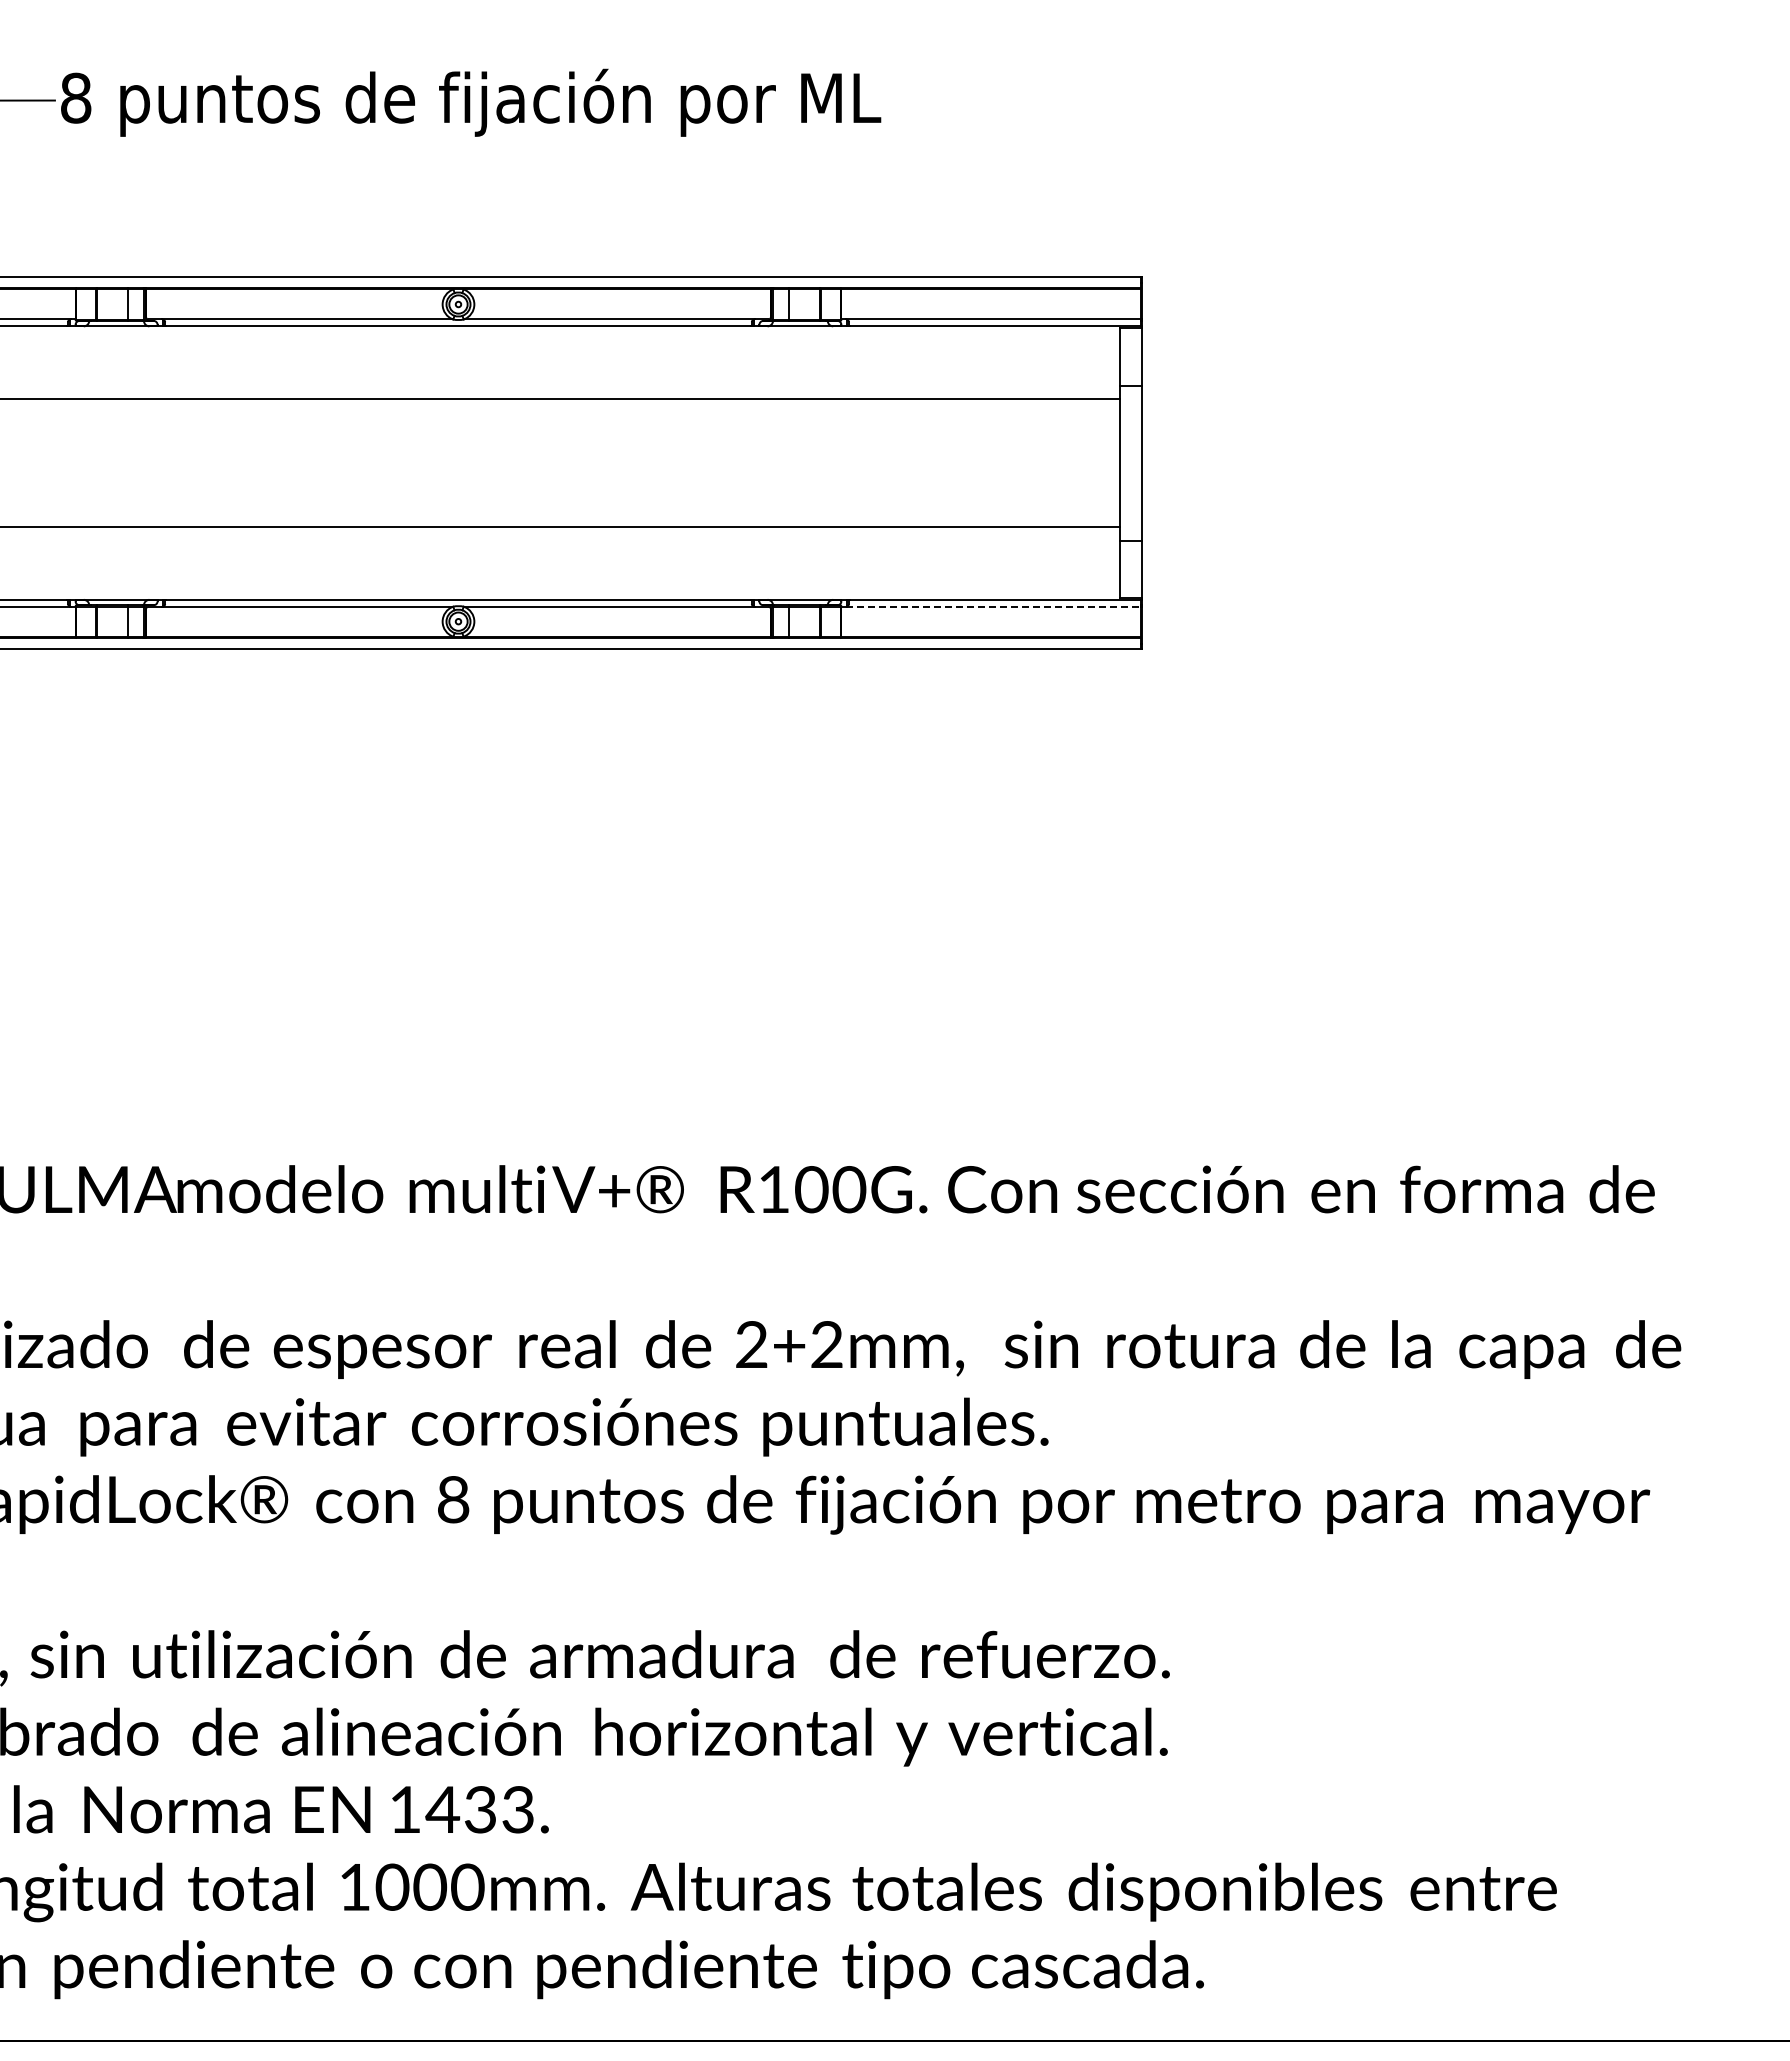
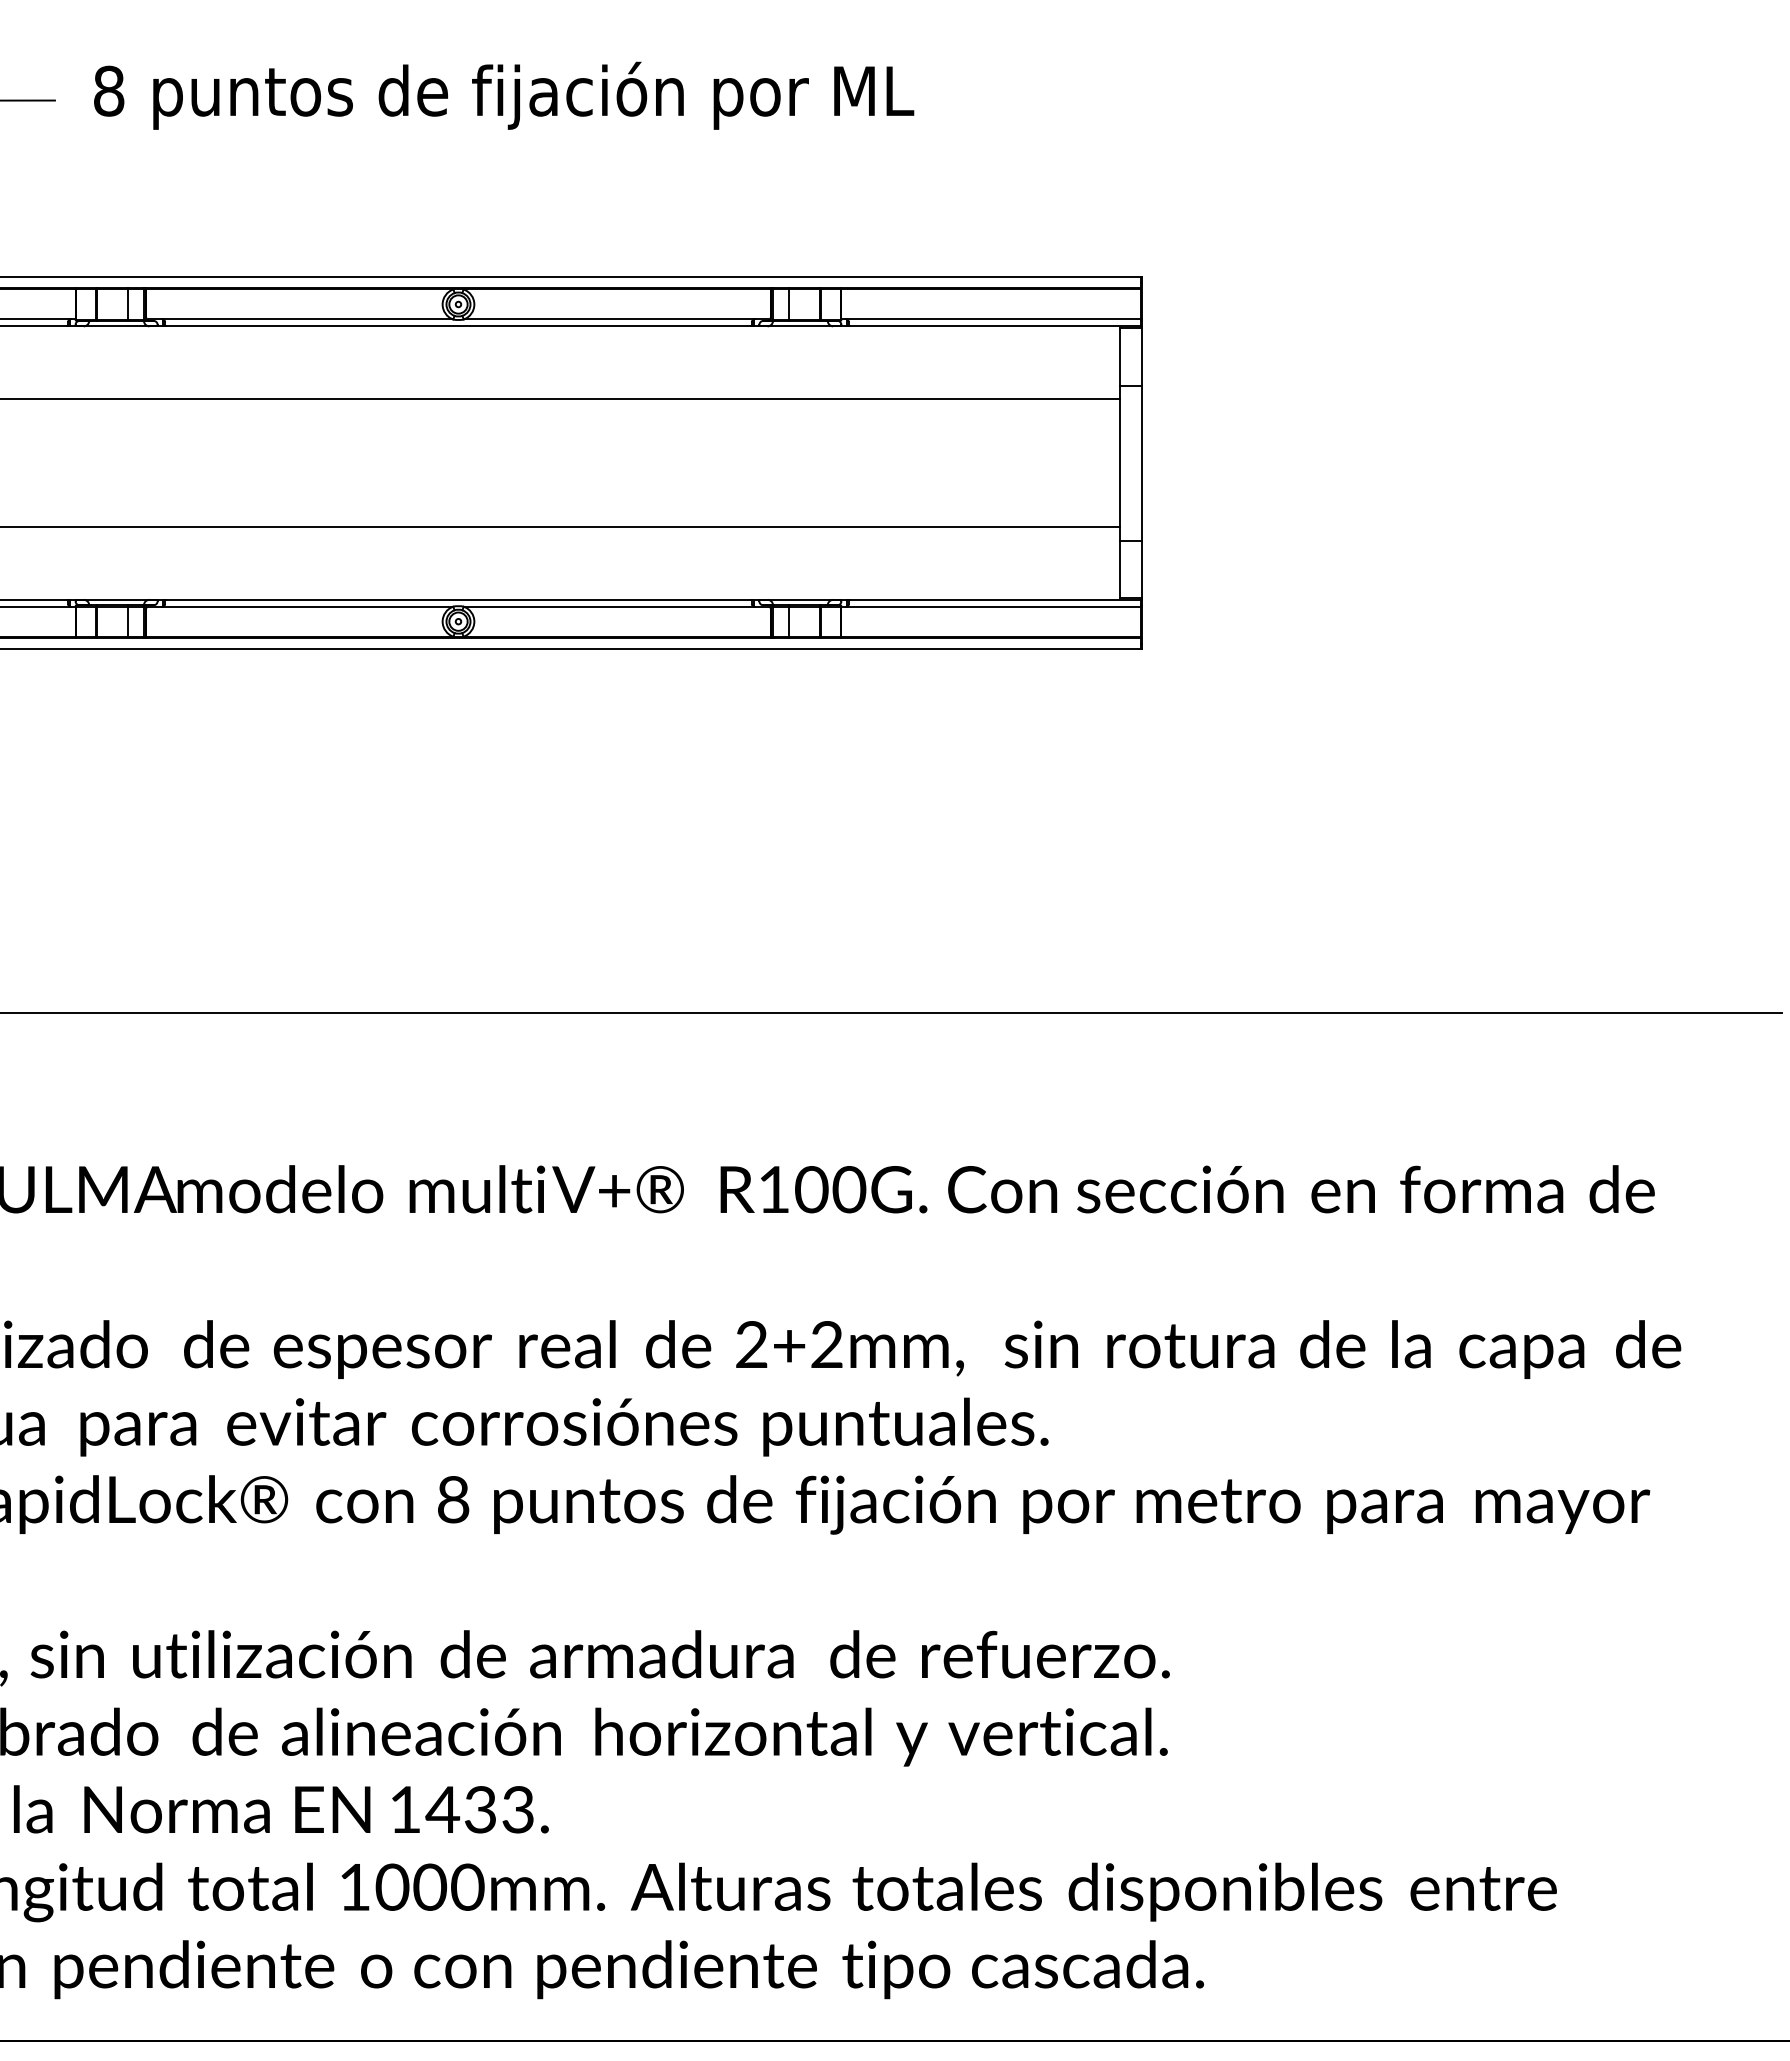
text position: (471, 102) -> (504, 95) (504, 95)
line: dashed -> solid (994, 606)
line: none -> present (891, 1013)
